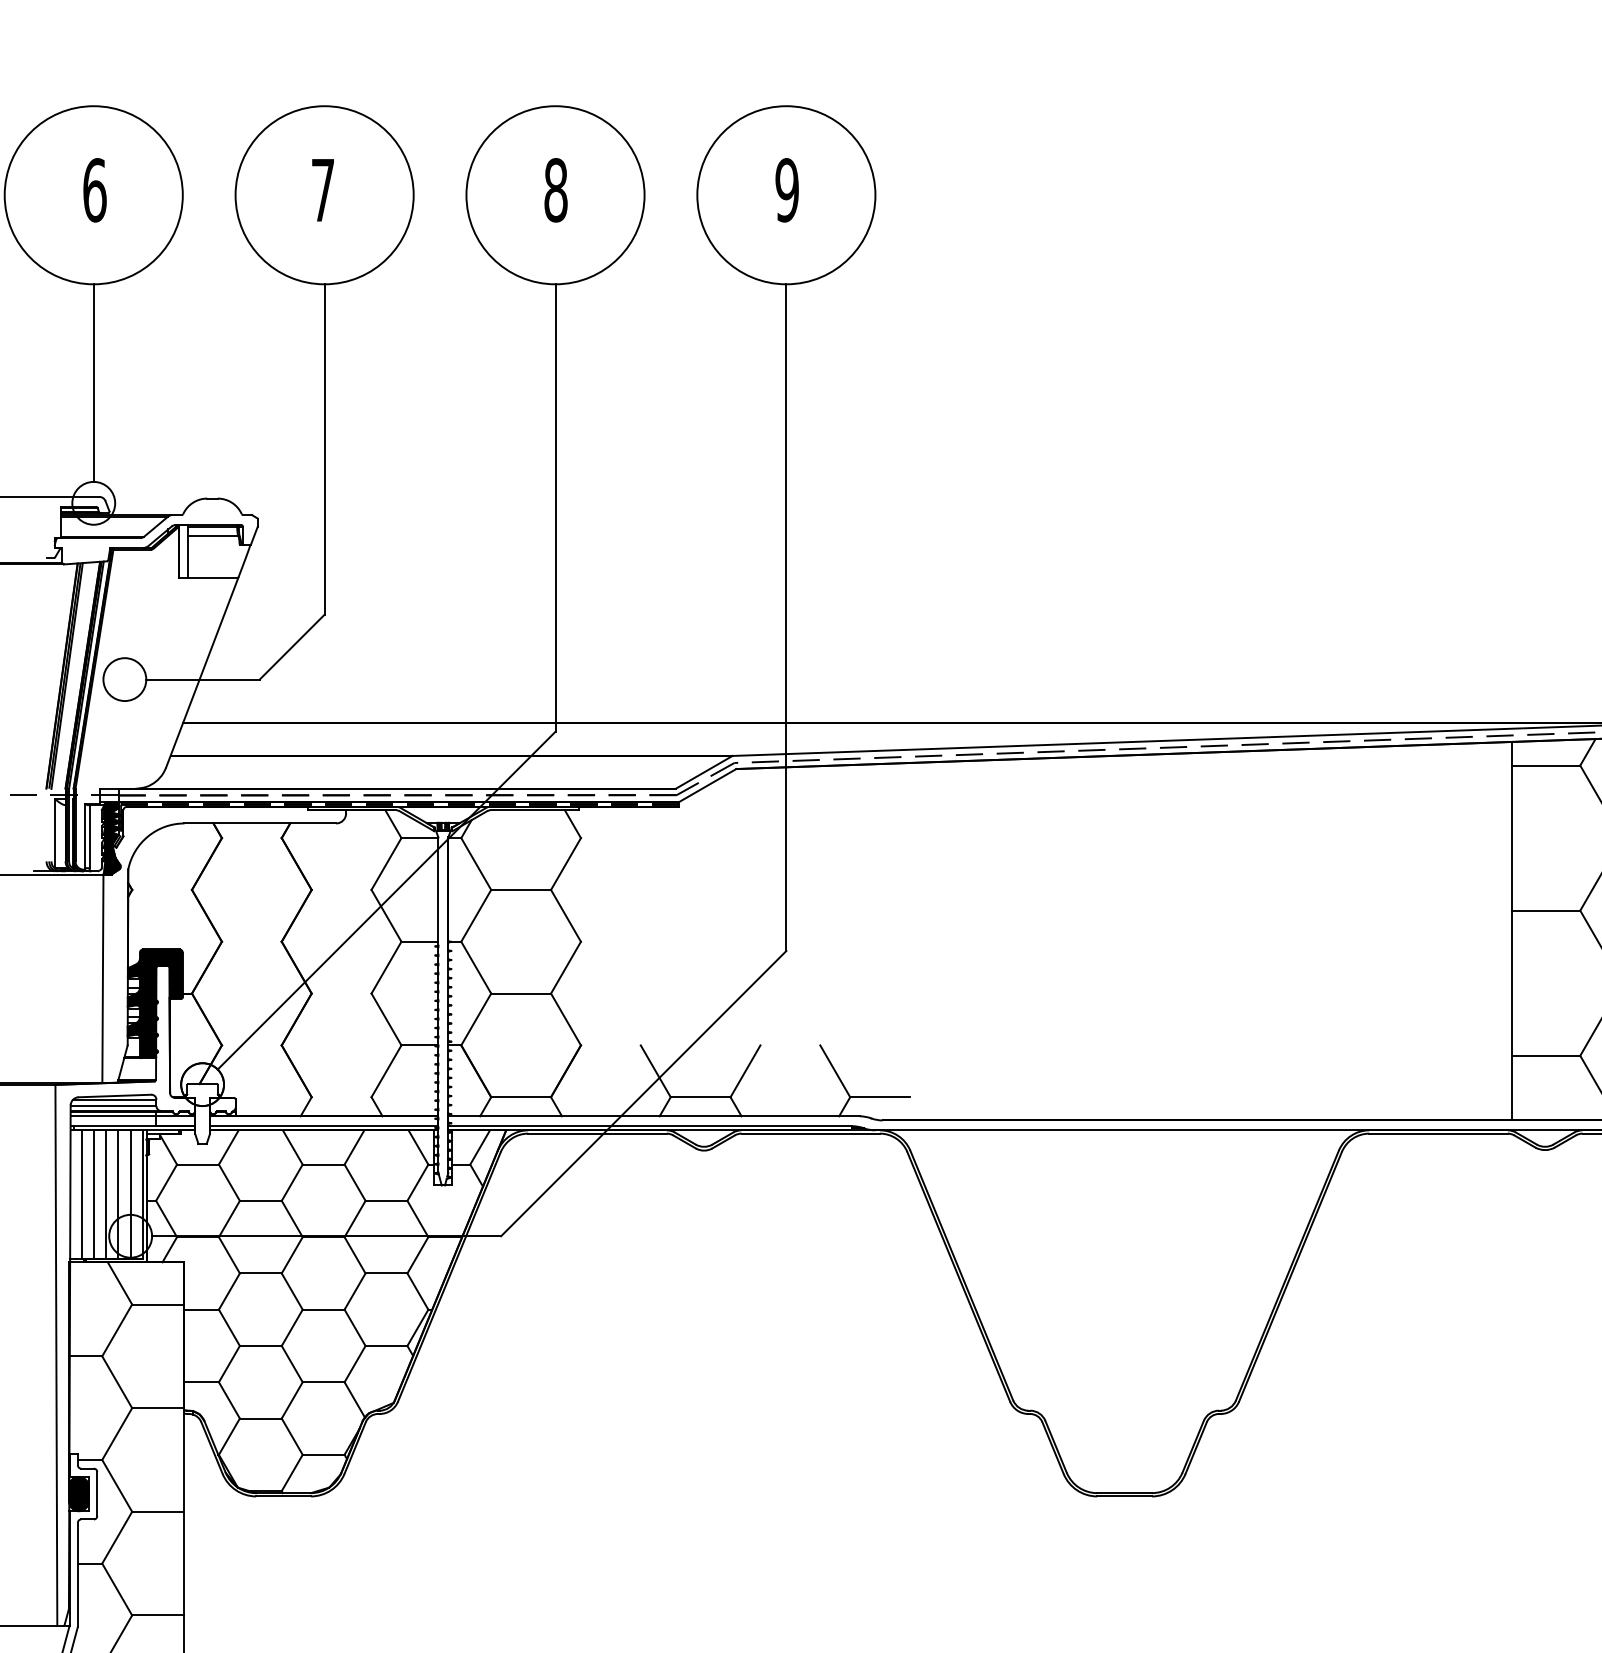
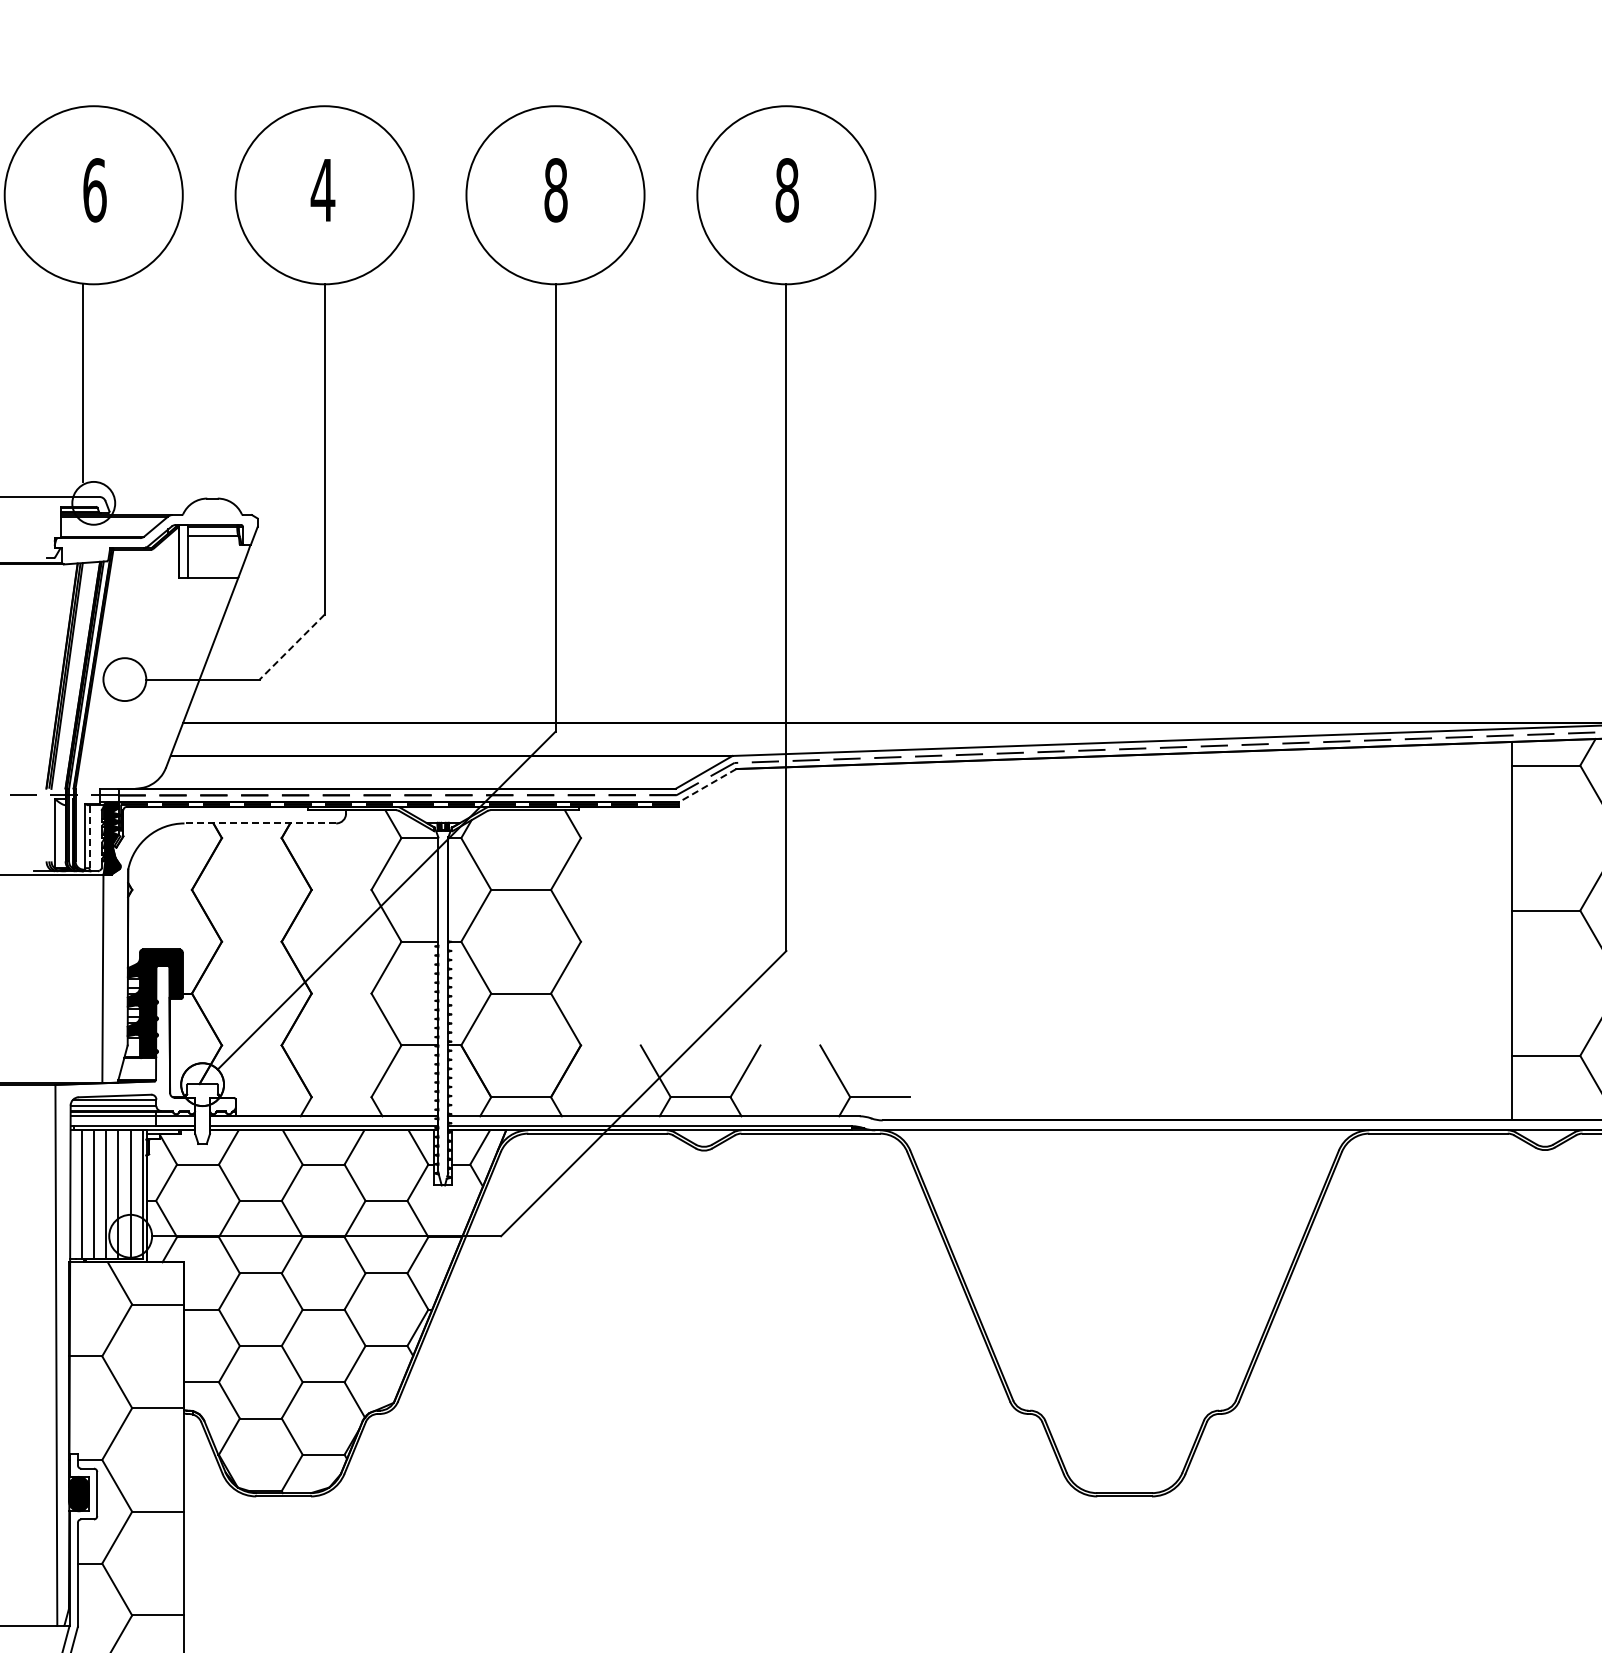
text: 7 -> 4 (322, 190)
text: 9 -> 8 (786, 190)
line position: (93, 382) -> (82, 382) (82, 382)
line: solid -> dashed (292, 647)
line: solid -> dashed (707, 785)
line: solid -> dashed (260, 823)
line: solid -> dashed (89, 836)
